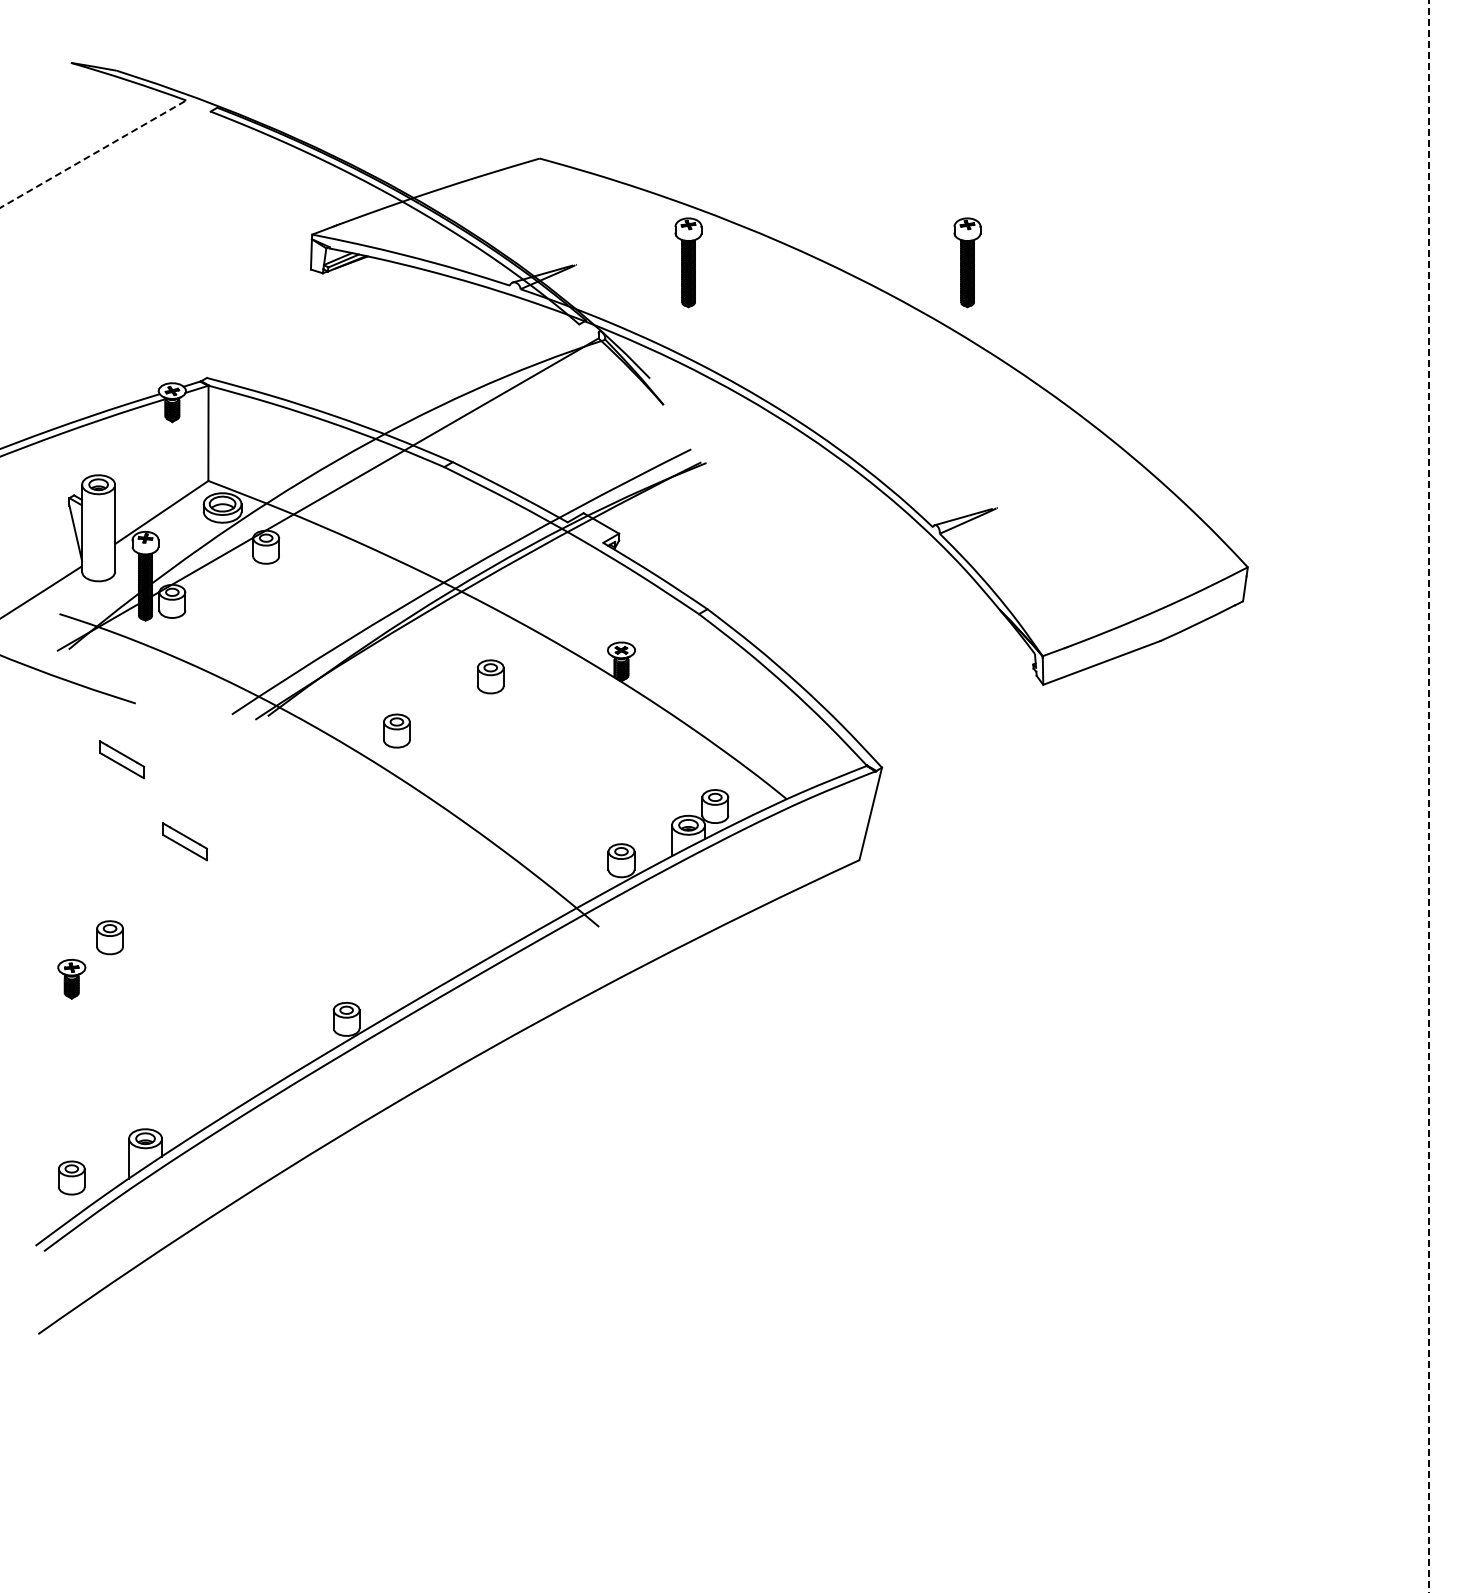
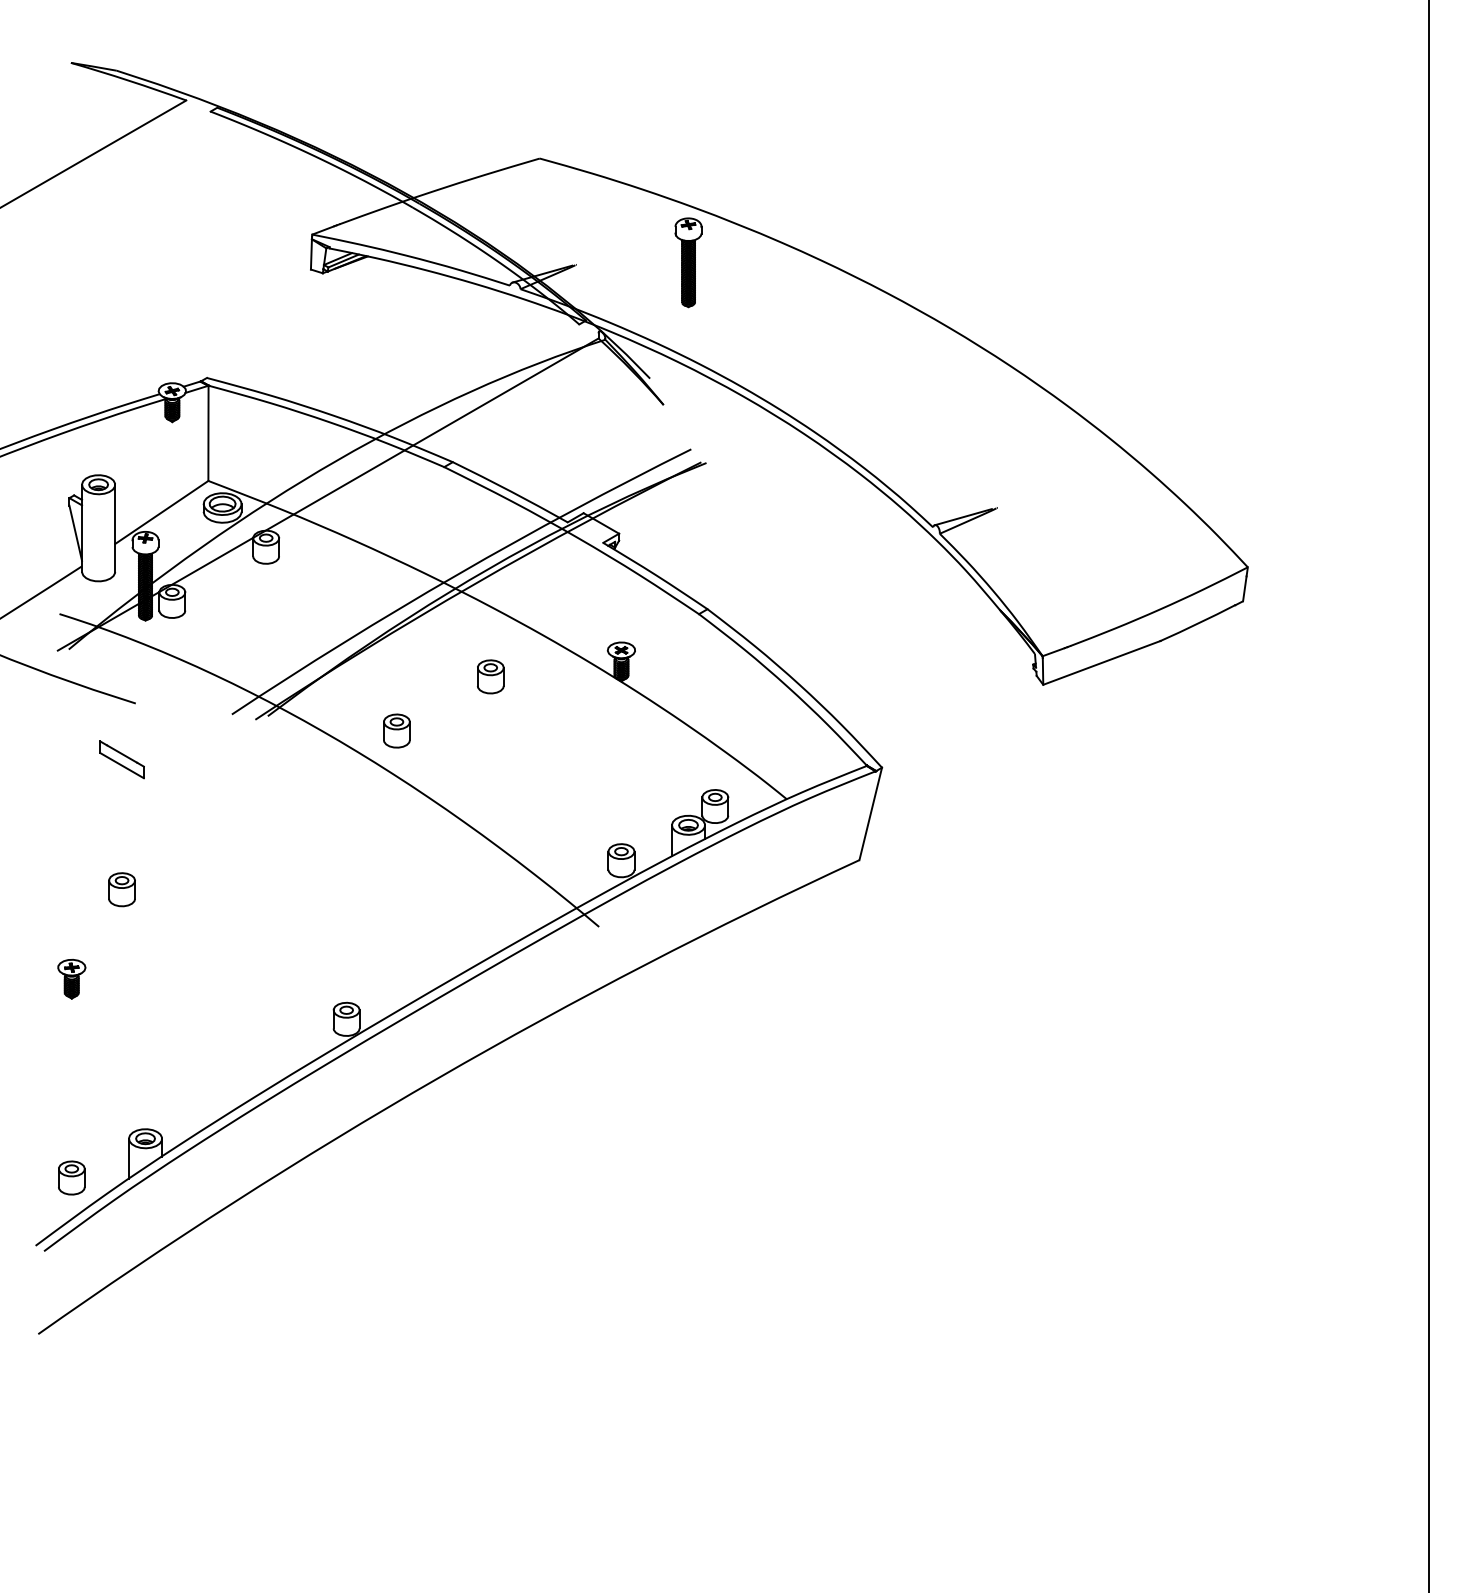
line: dashed -> solid (93, 153)
part: present -> none (967, 262)
line: dashed -> solid (1428, 796)
part: present -> none (184, 841)
part position: (109, 937) -> (121, 889) (121, 889)
